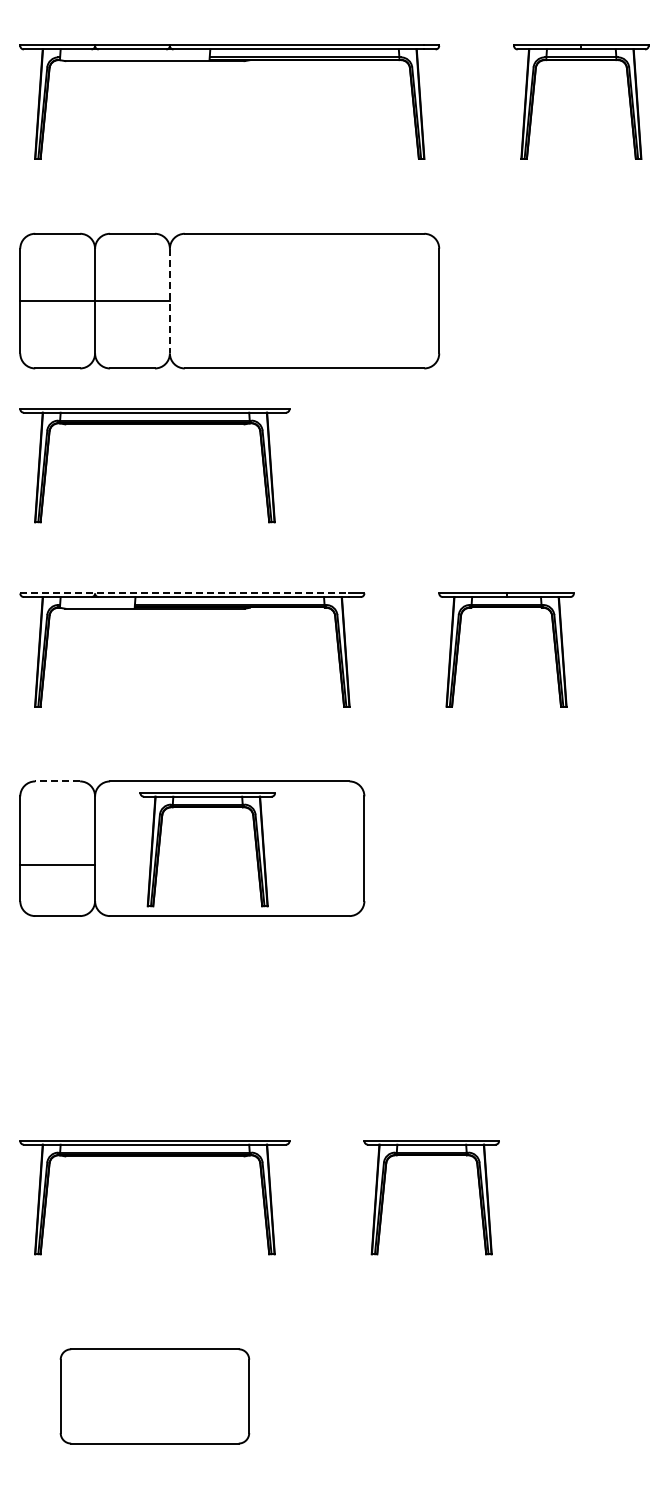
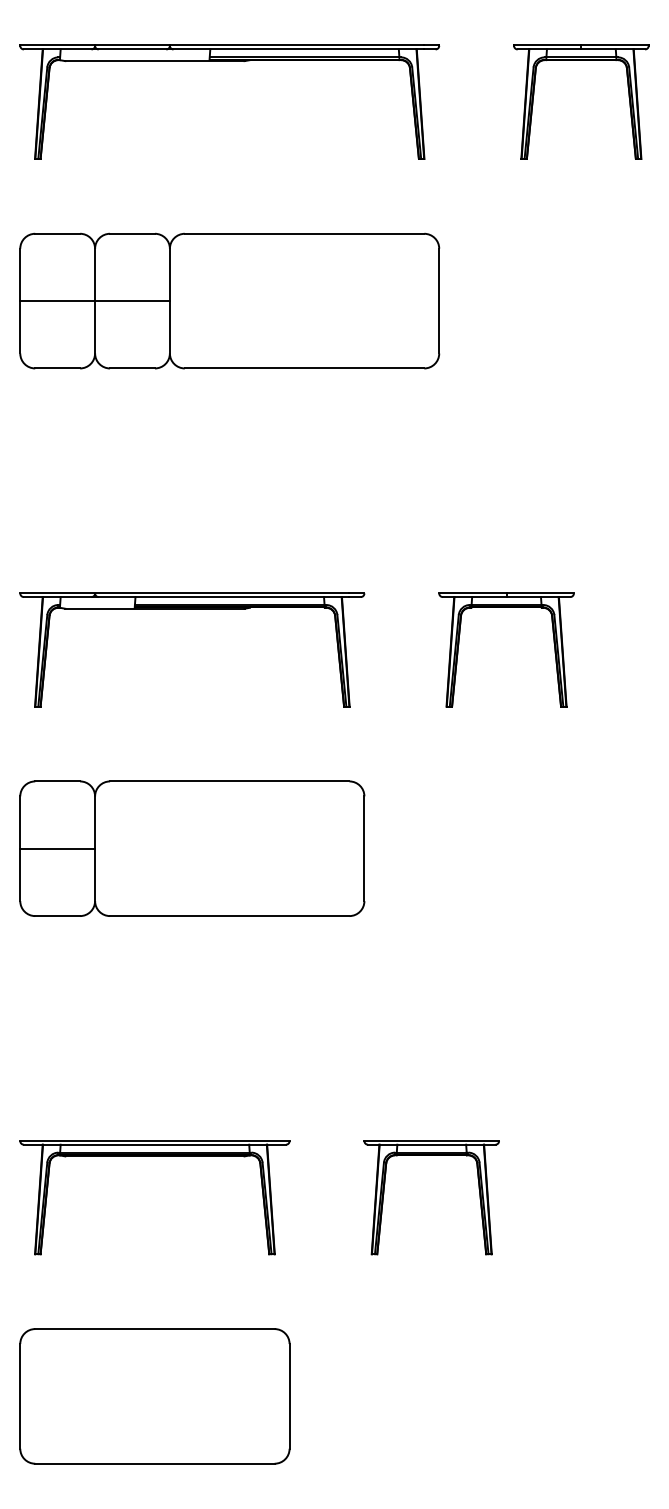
line: dashed -> solid (169, 301)
part: present -> none (154, 424)
line: dashed -> solid (184, 592)
line: dashed -> solid (57, 781)
part: present -> none (207, 807)
line position: (57, 864) -> (57, 848) (57, 848)
part size: 192x97 px -> 272x137 px (154, 1396)
